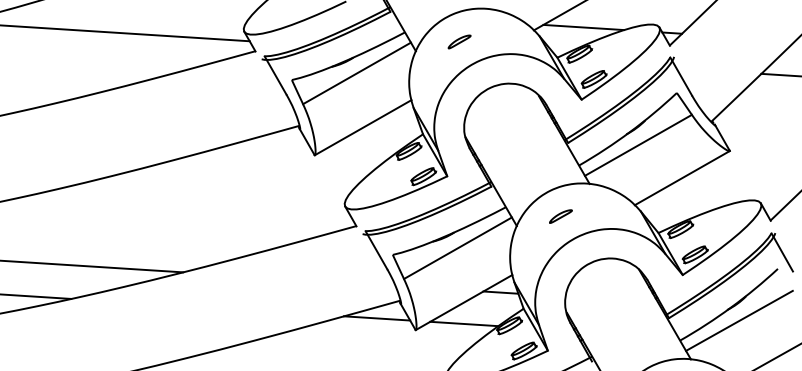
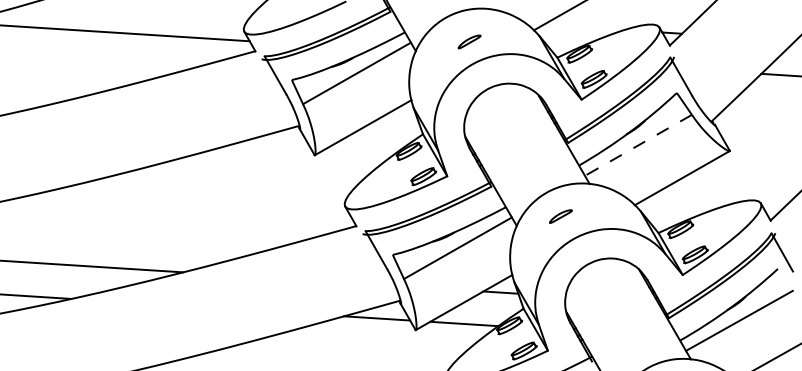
line: present -> none (583, 27)
part position: (459, 41) -> (469, 41) (469, 41)
line: solid -> dashed (638, 145)
